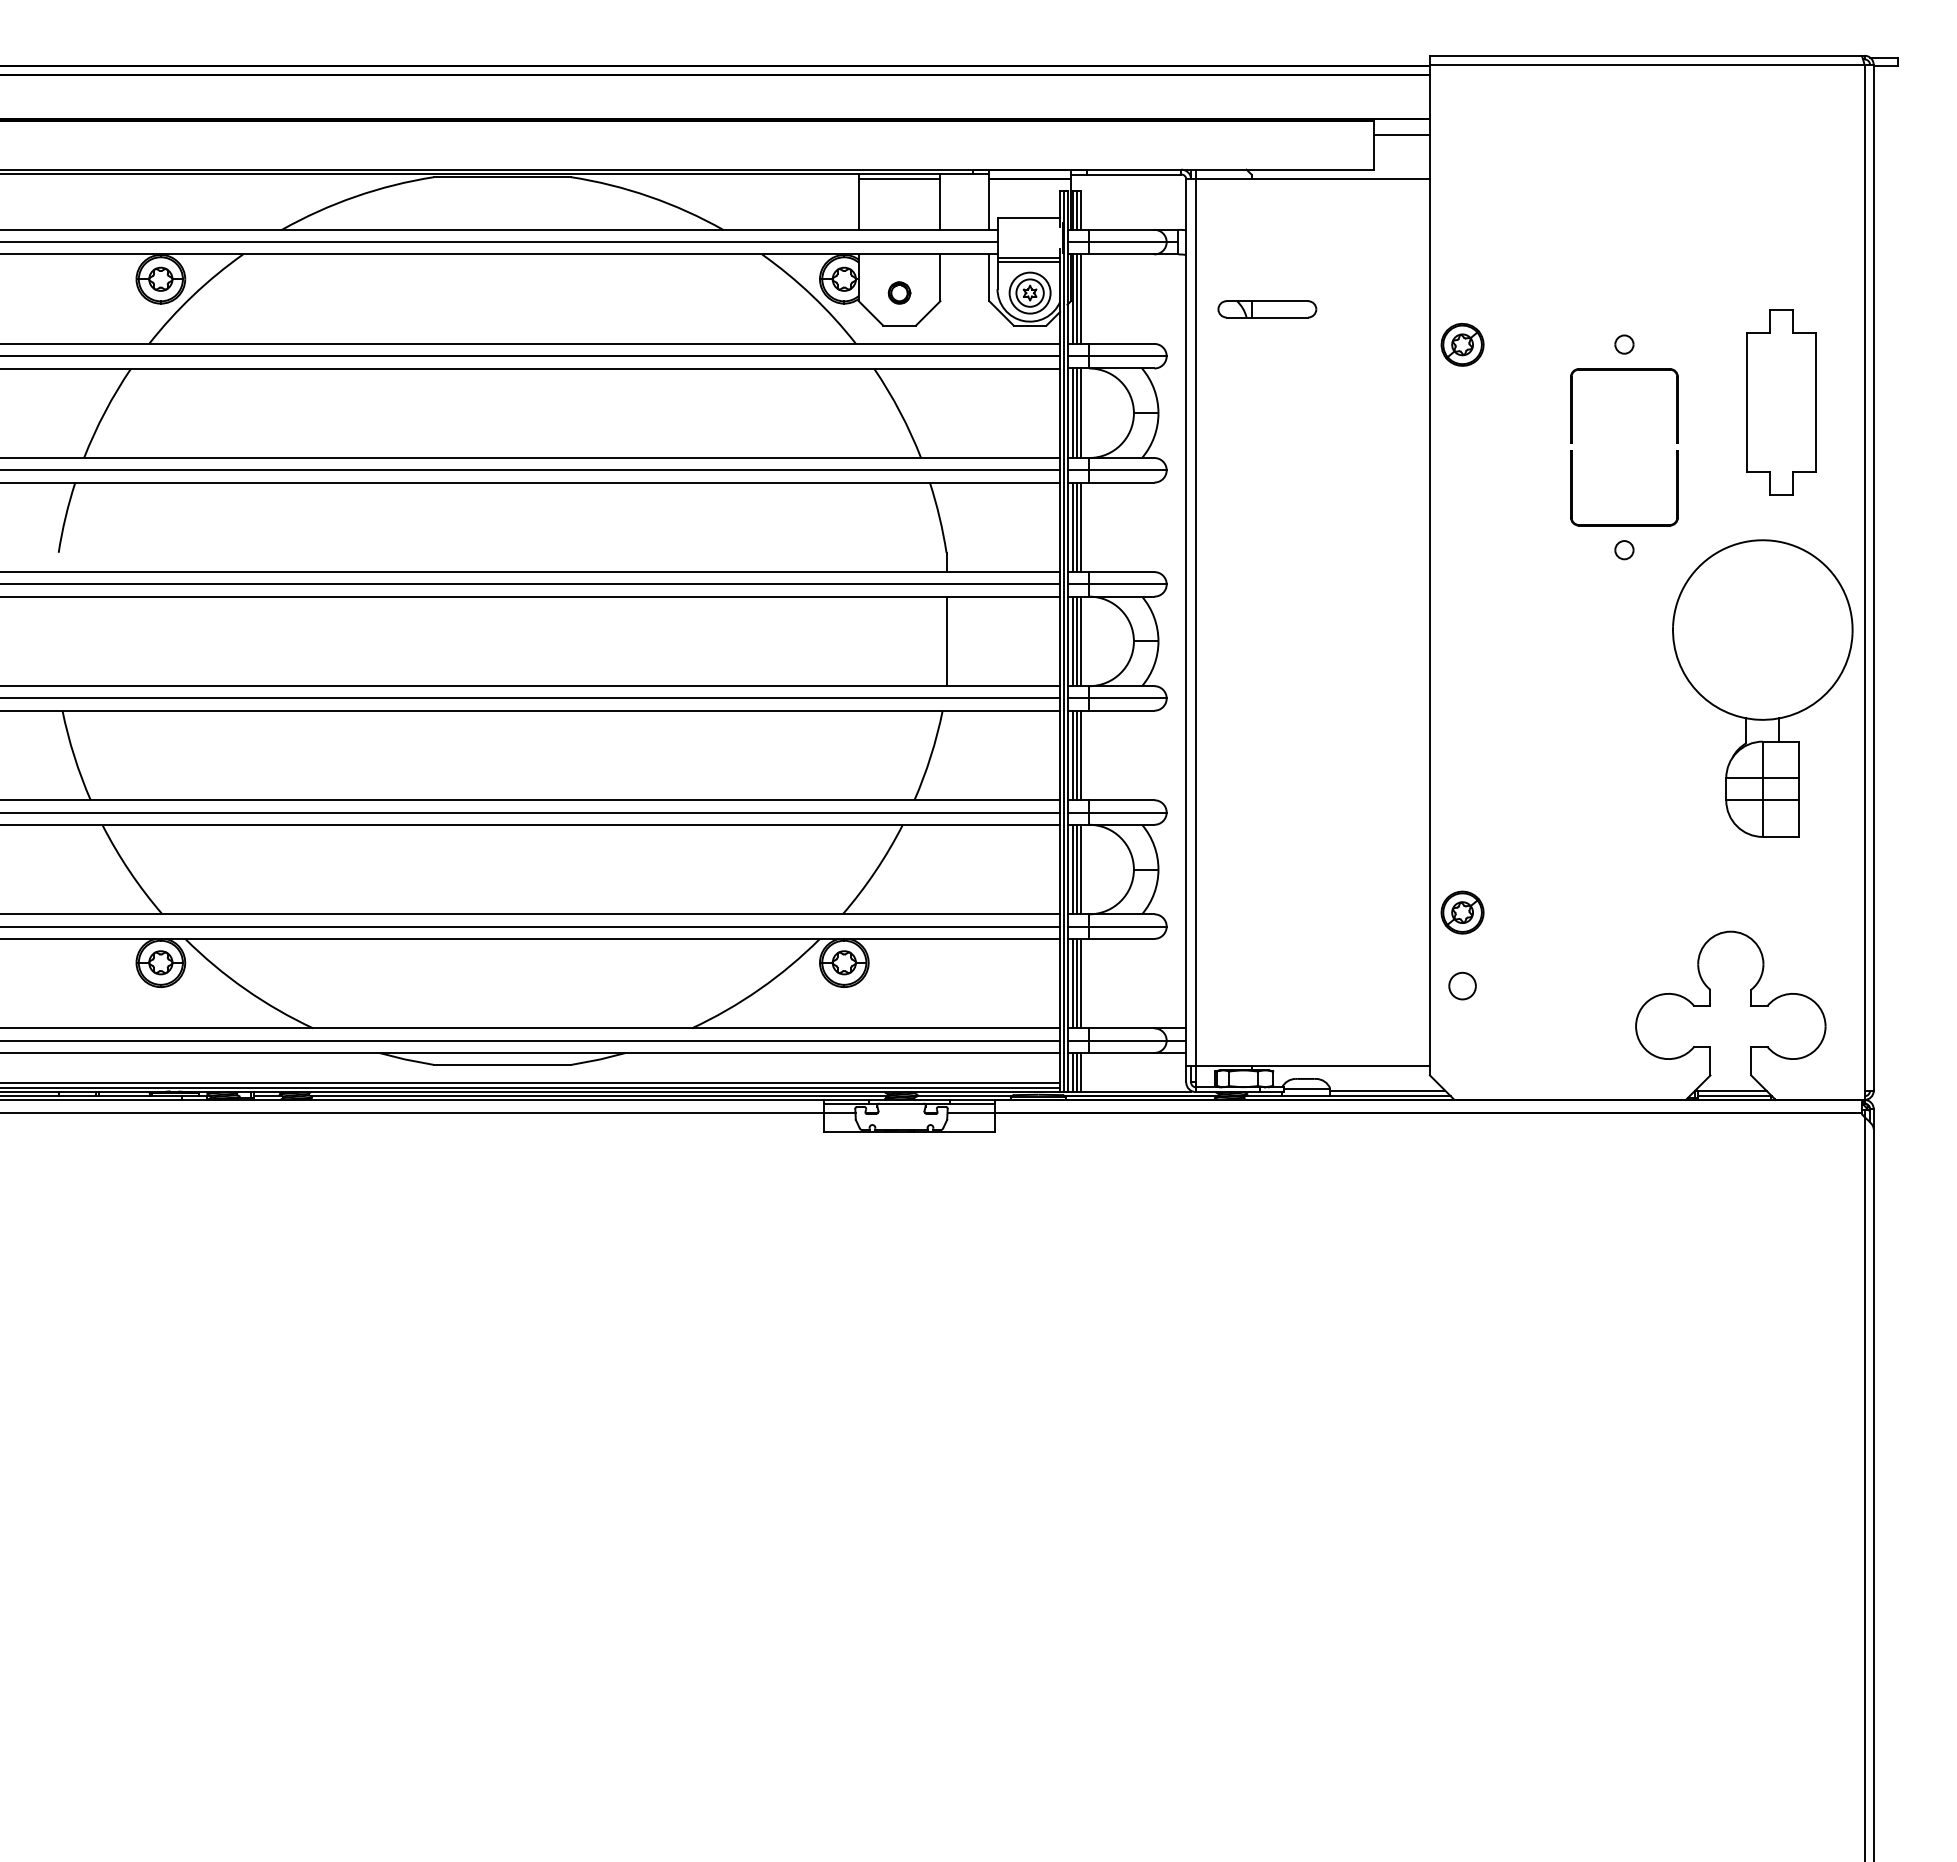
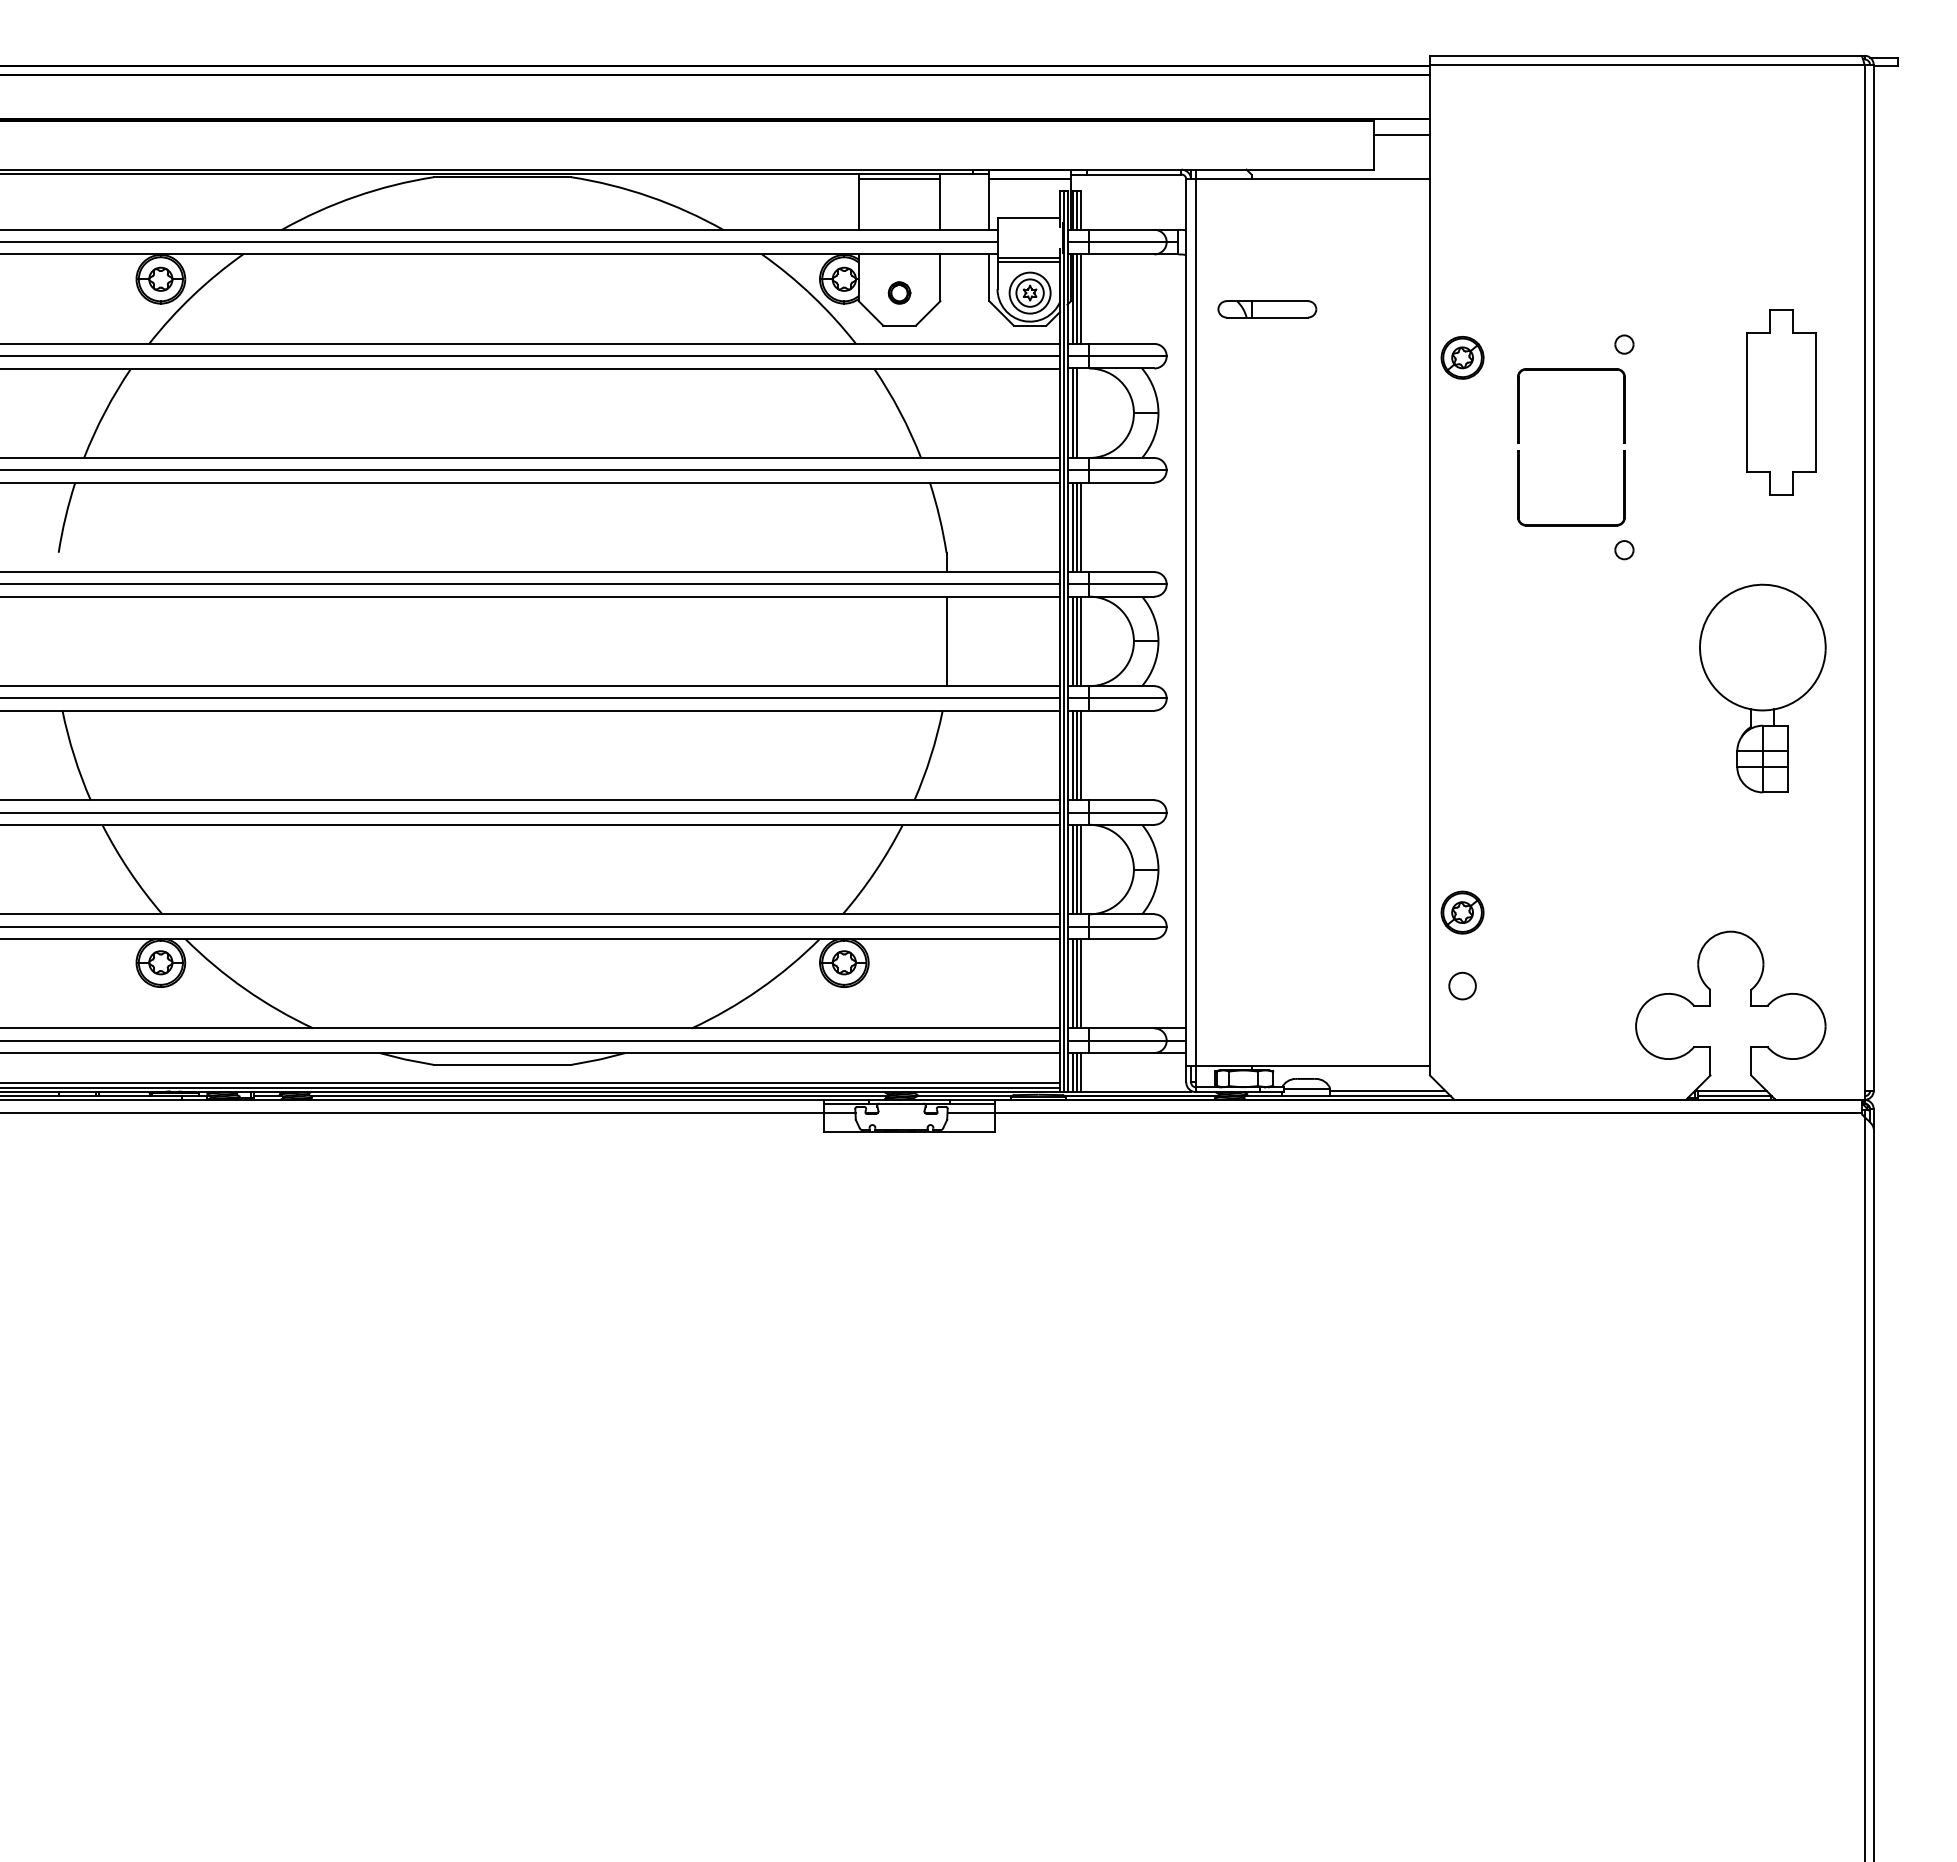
part position: (1462, 344) -> (1462, 357) (1462, 357)
line: present -> none (1080, 413)
part position: (1572, 450) -> (1519, 450) (1519, 450)
part size: 182x299 px -> 128x211 px (1762, 688)
